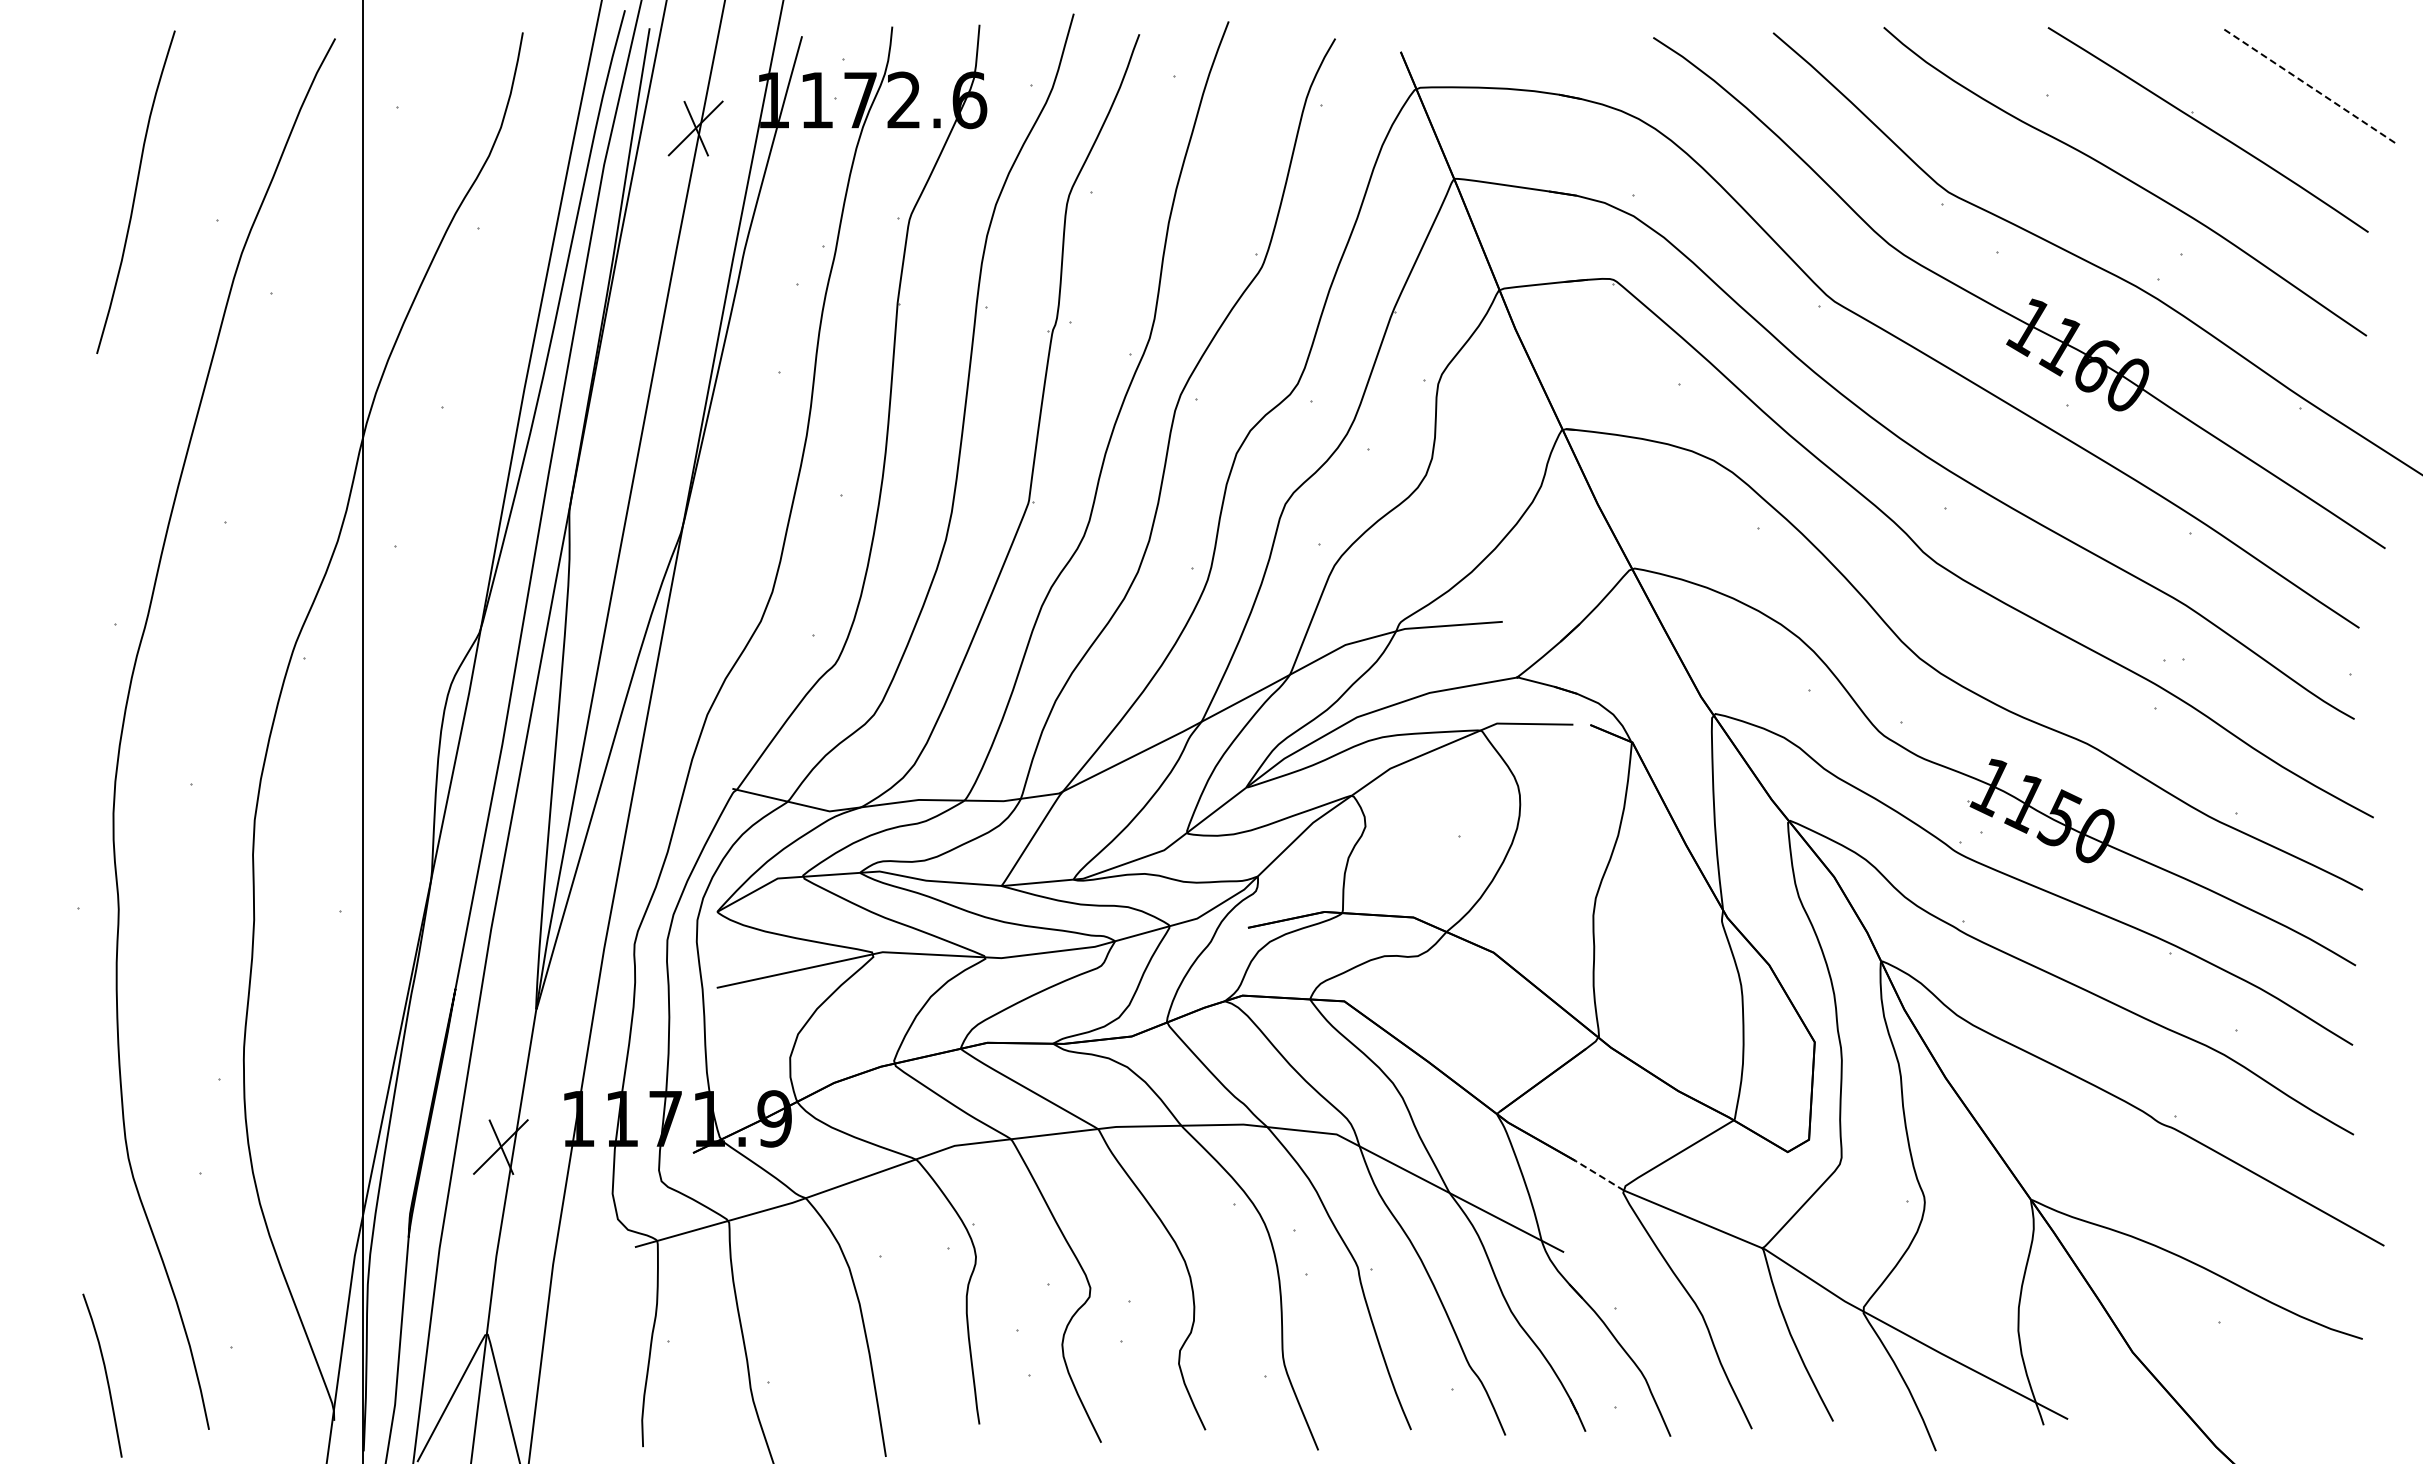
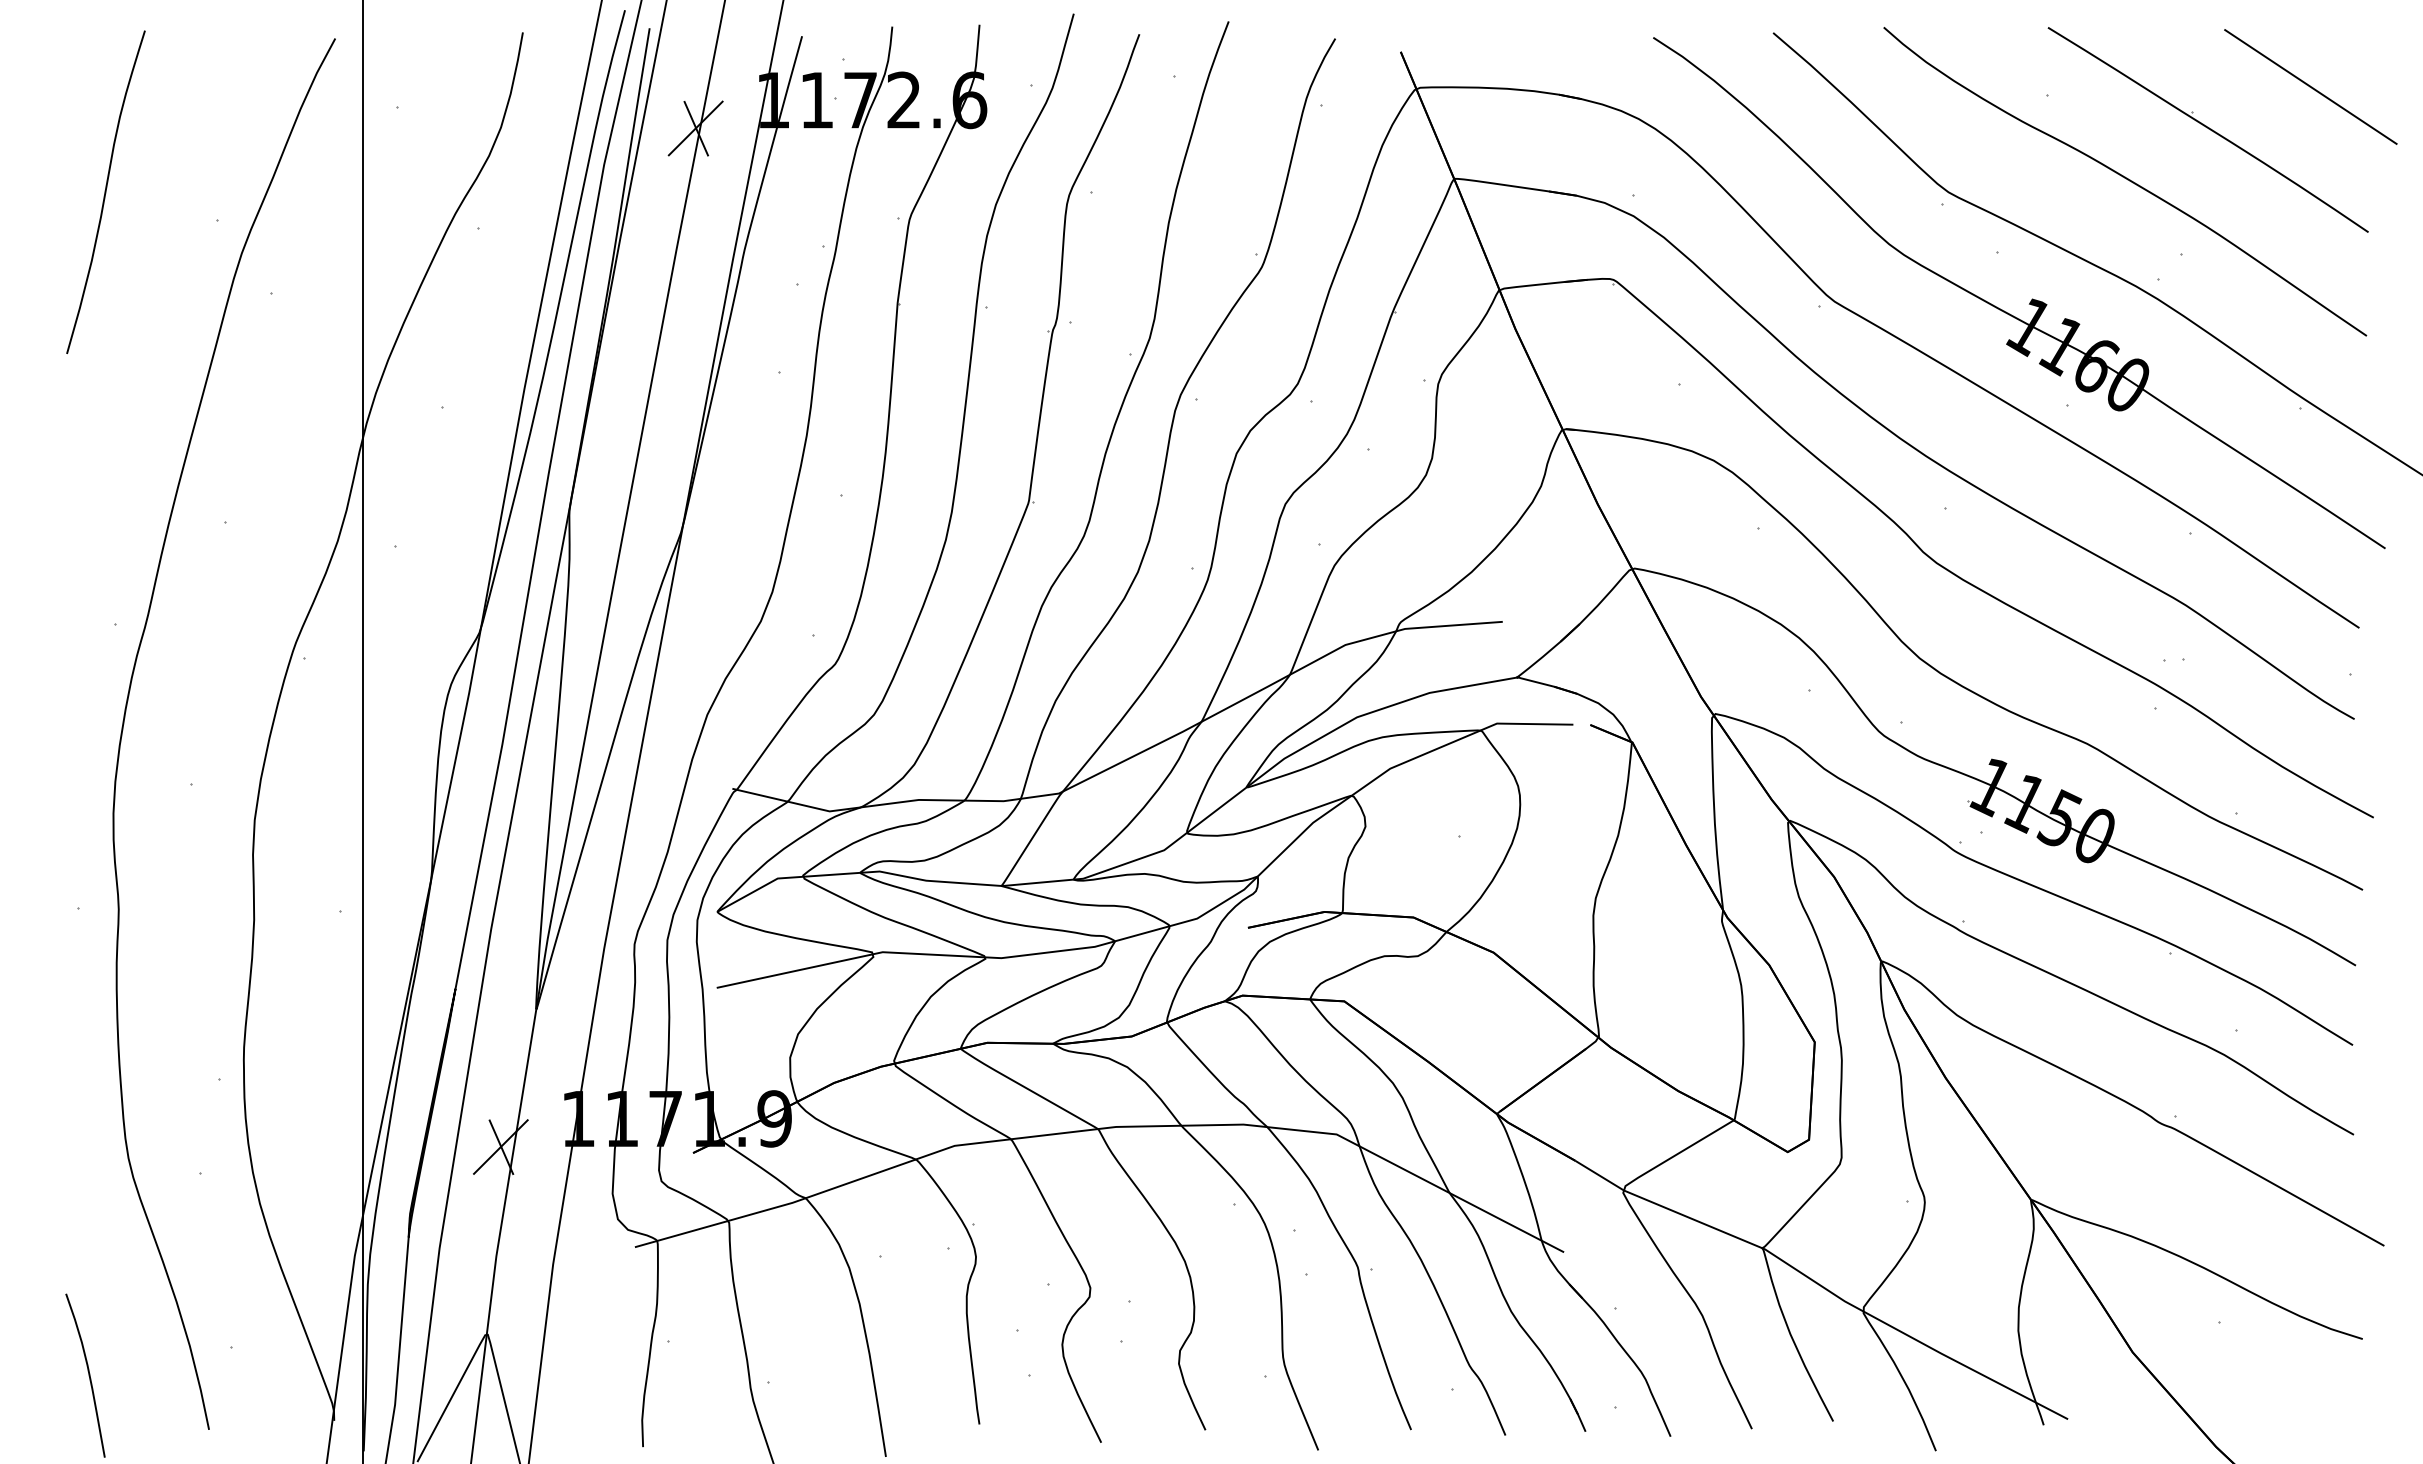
line: dashed -> solid (2310, 87)
curve position: (135, 191) -> (105, 191) (105, 191)
line: dashed -> solid (1599, 1175)
curve position: (105, 1375) -> (88, 1375) (88, 1375)
